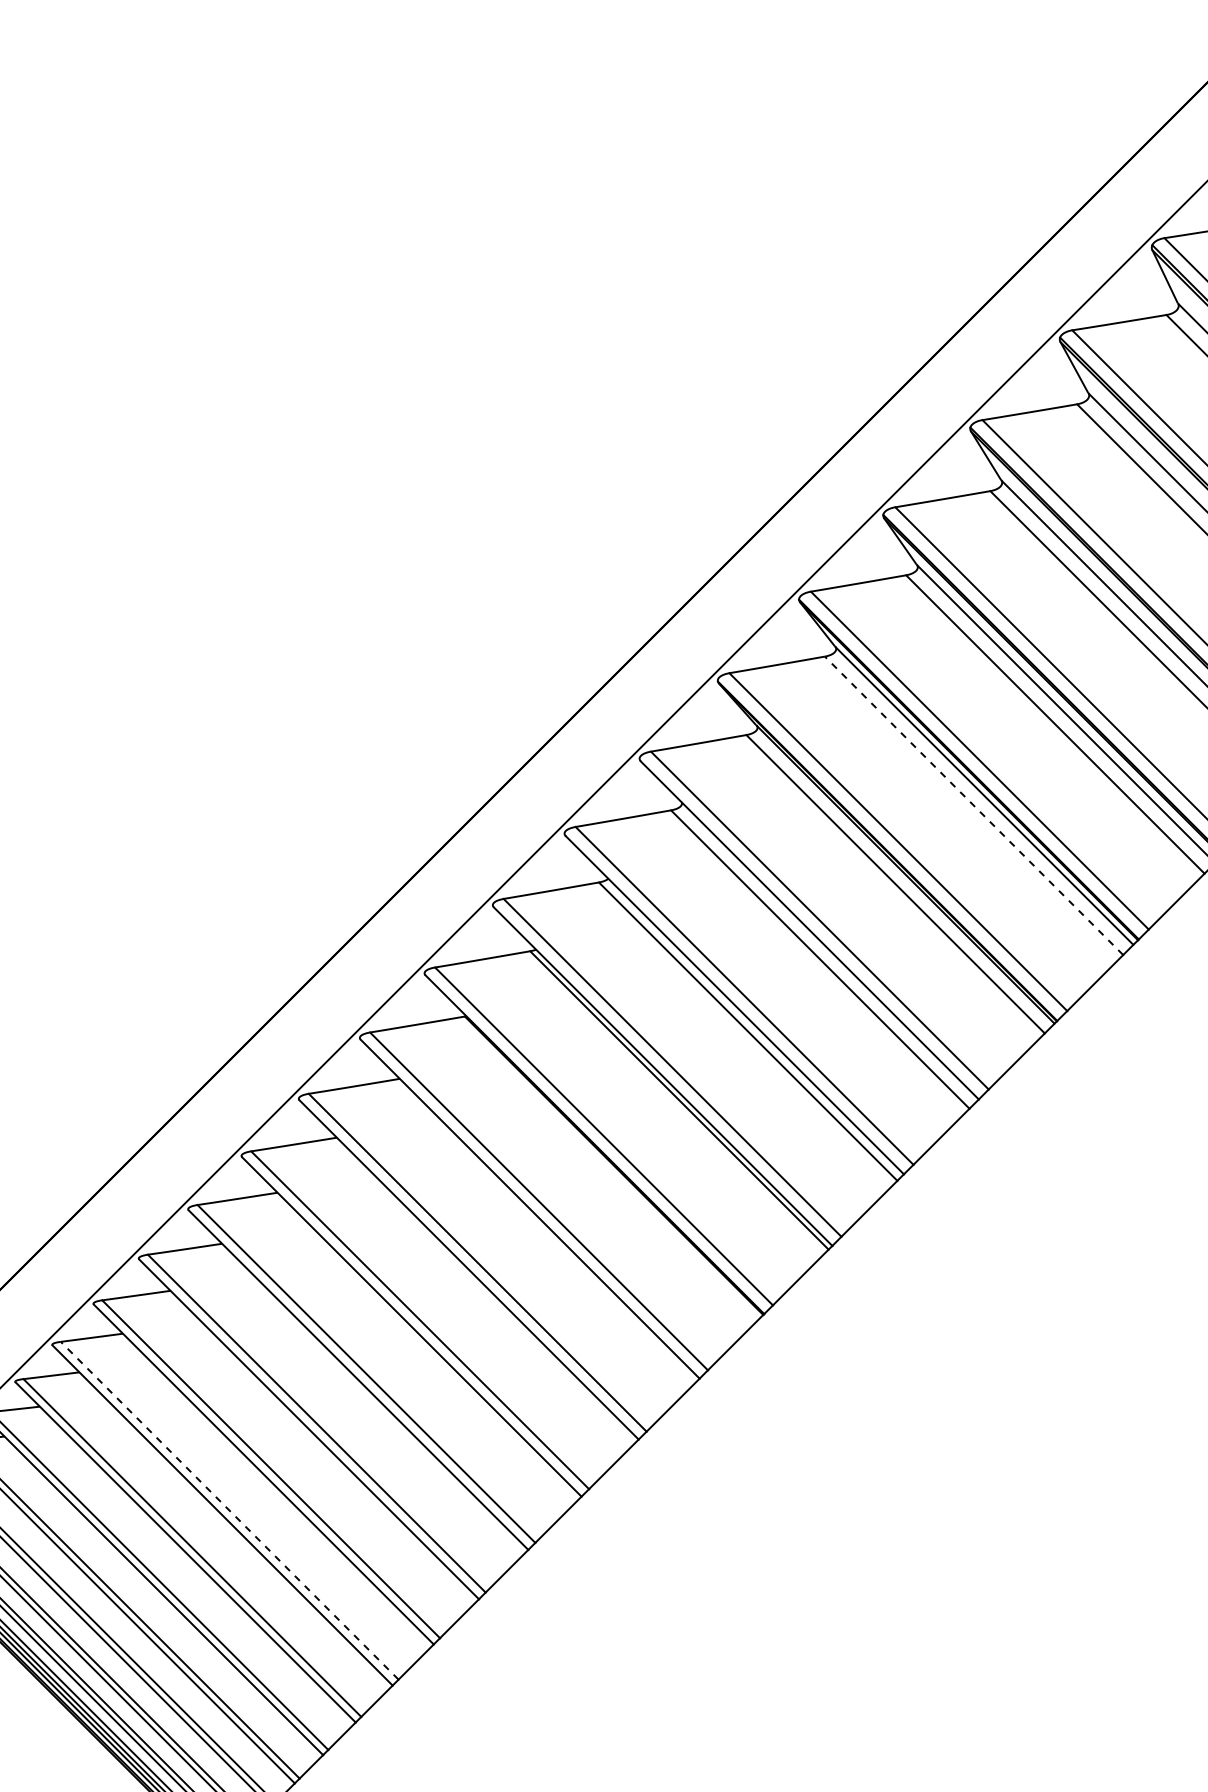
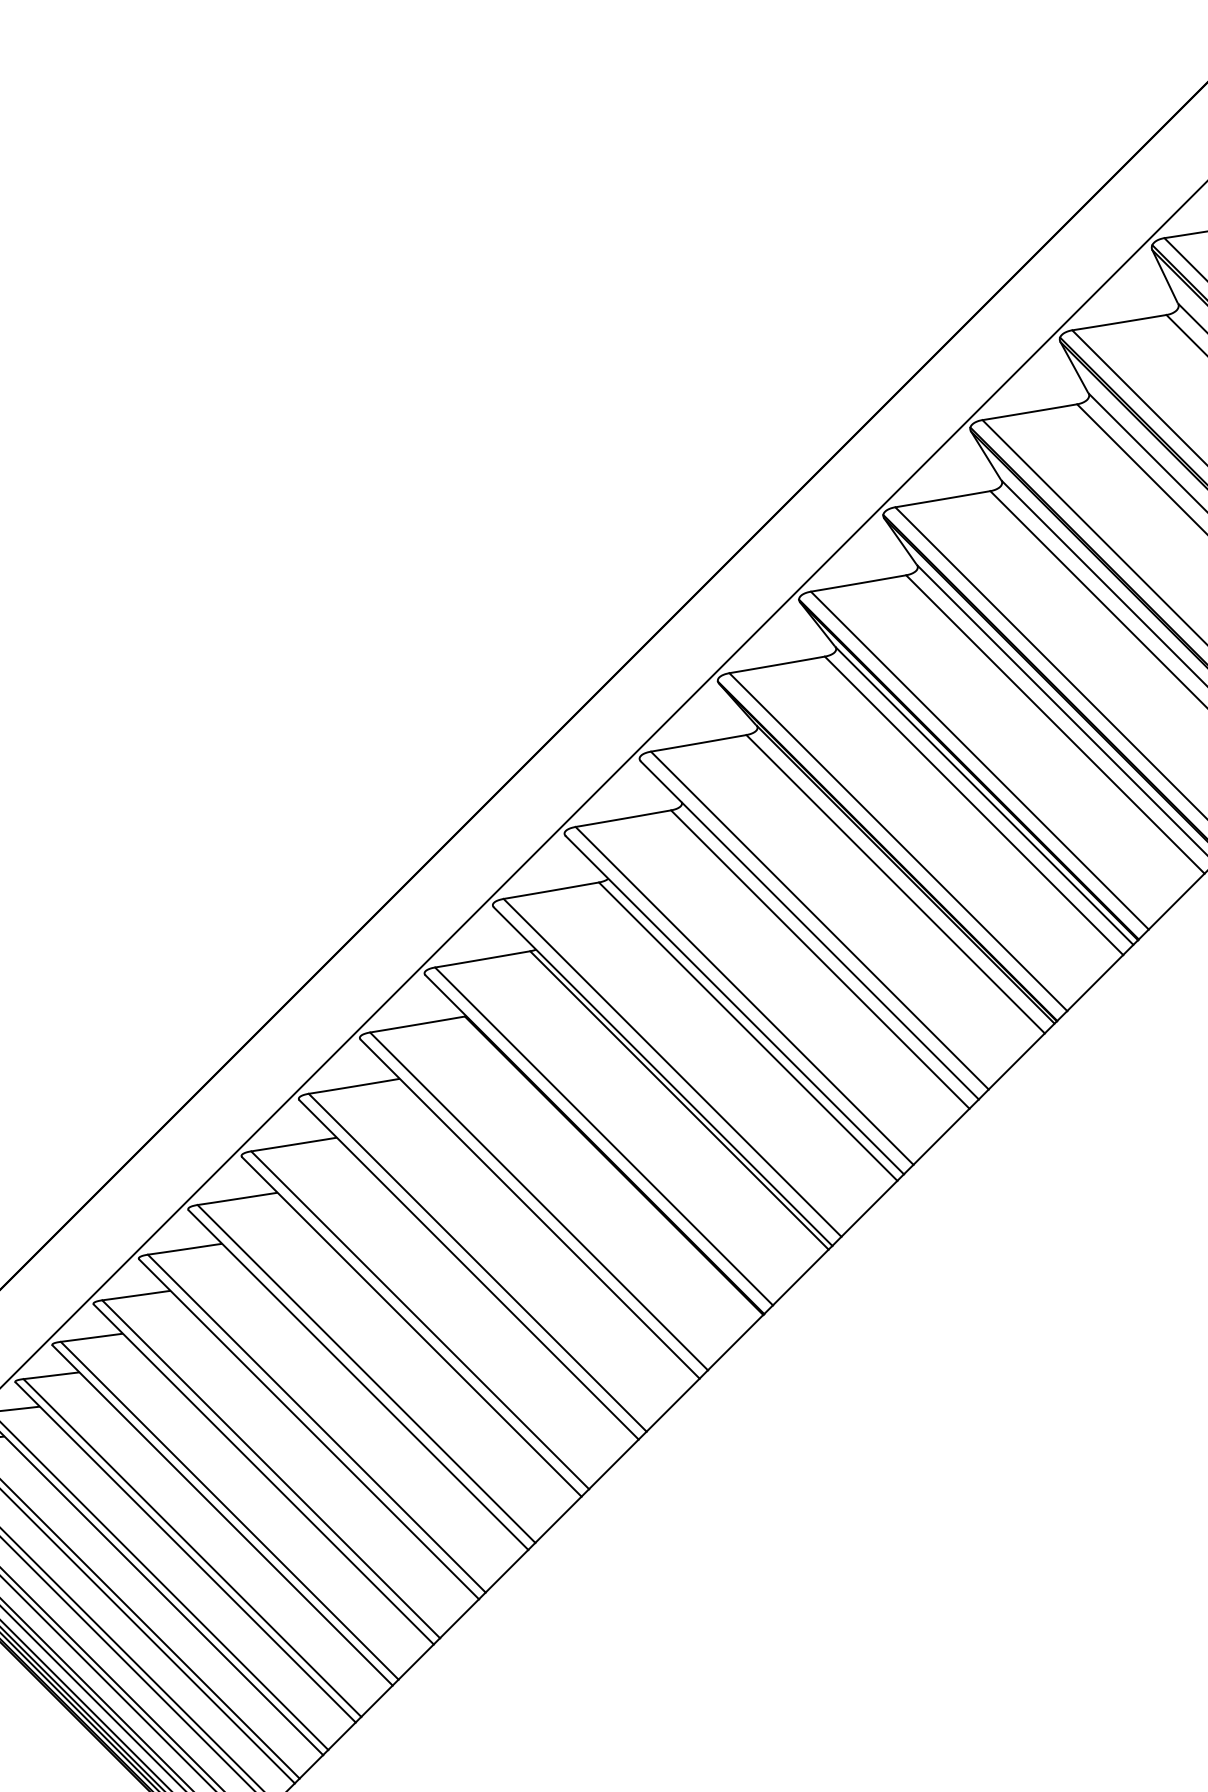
line: dashed -> solid (974, 805)
line: dashed -> solid (229, 1510)
